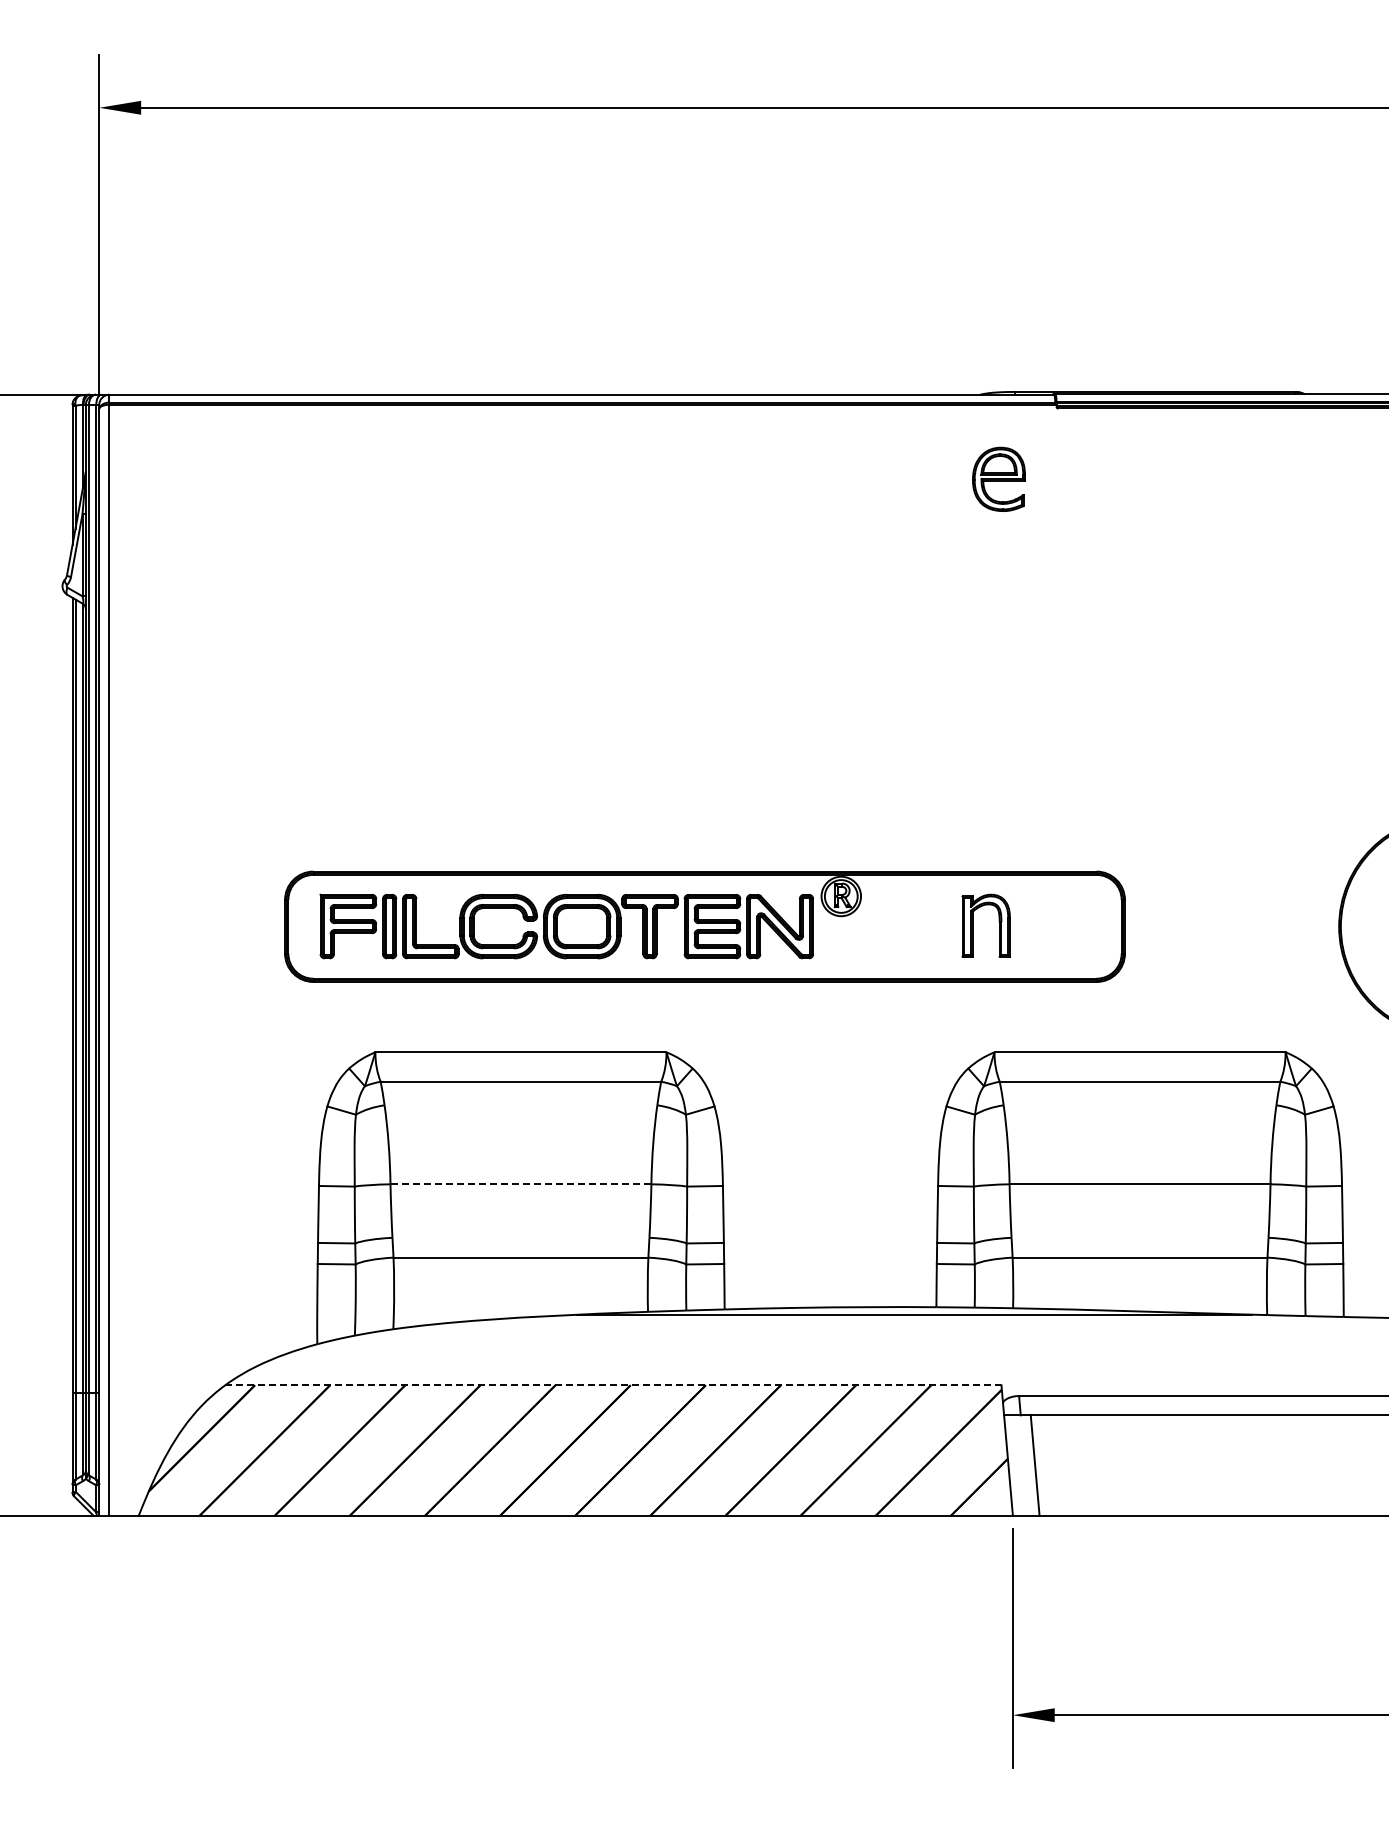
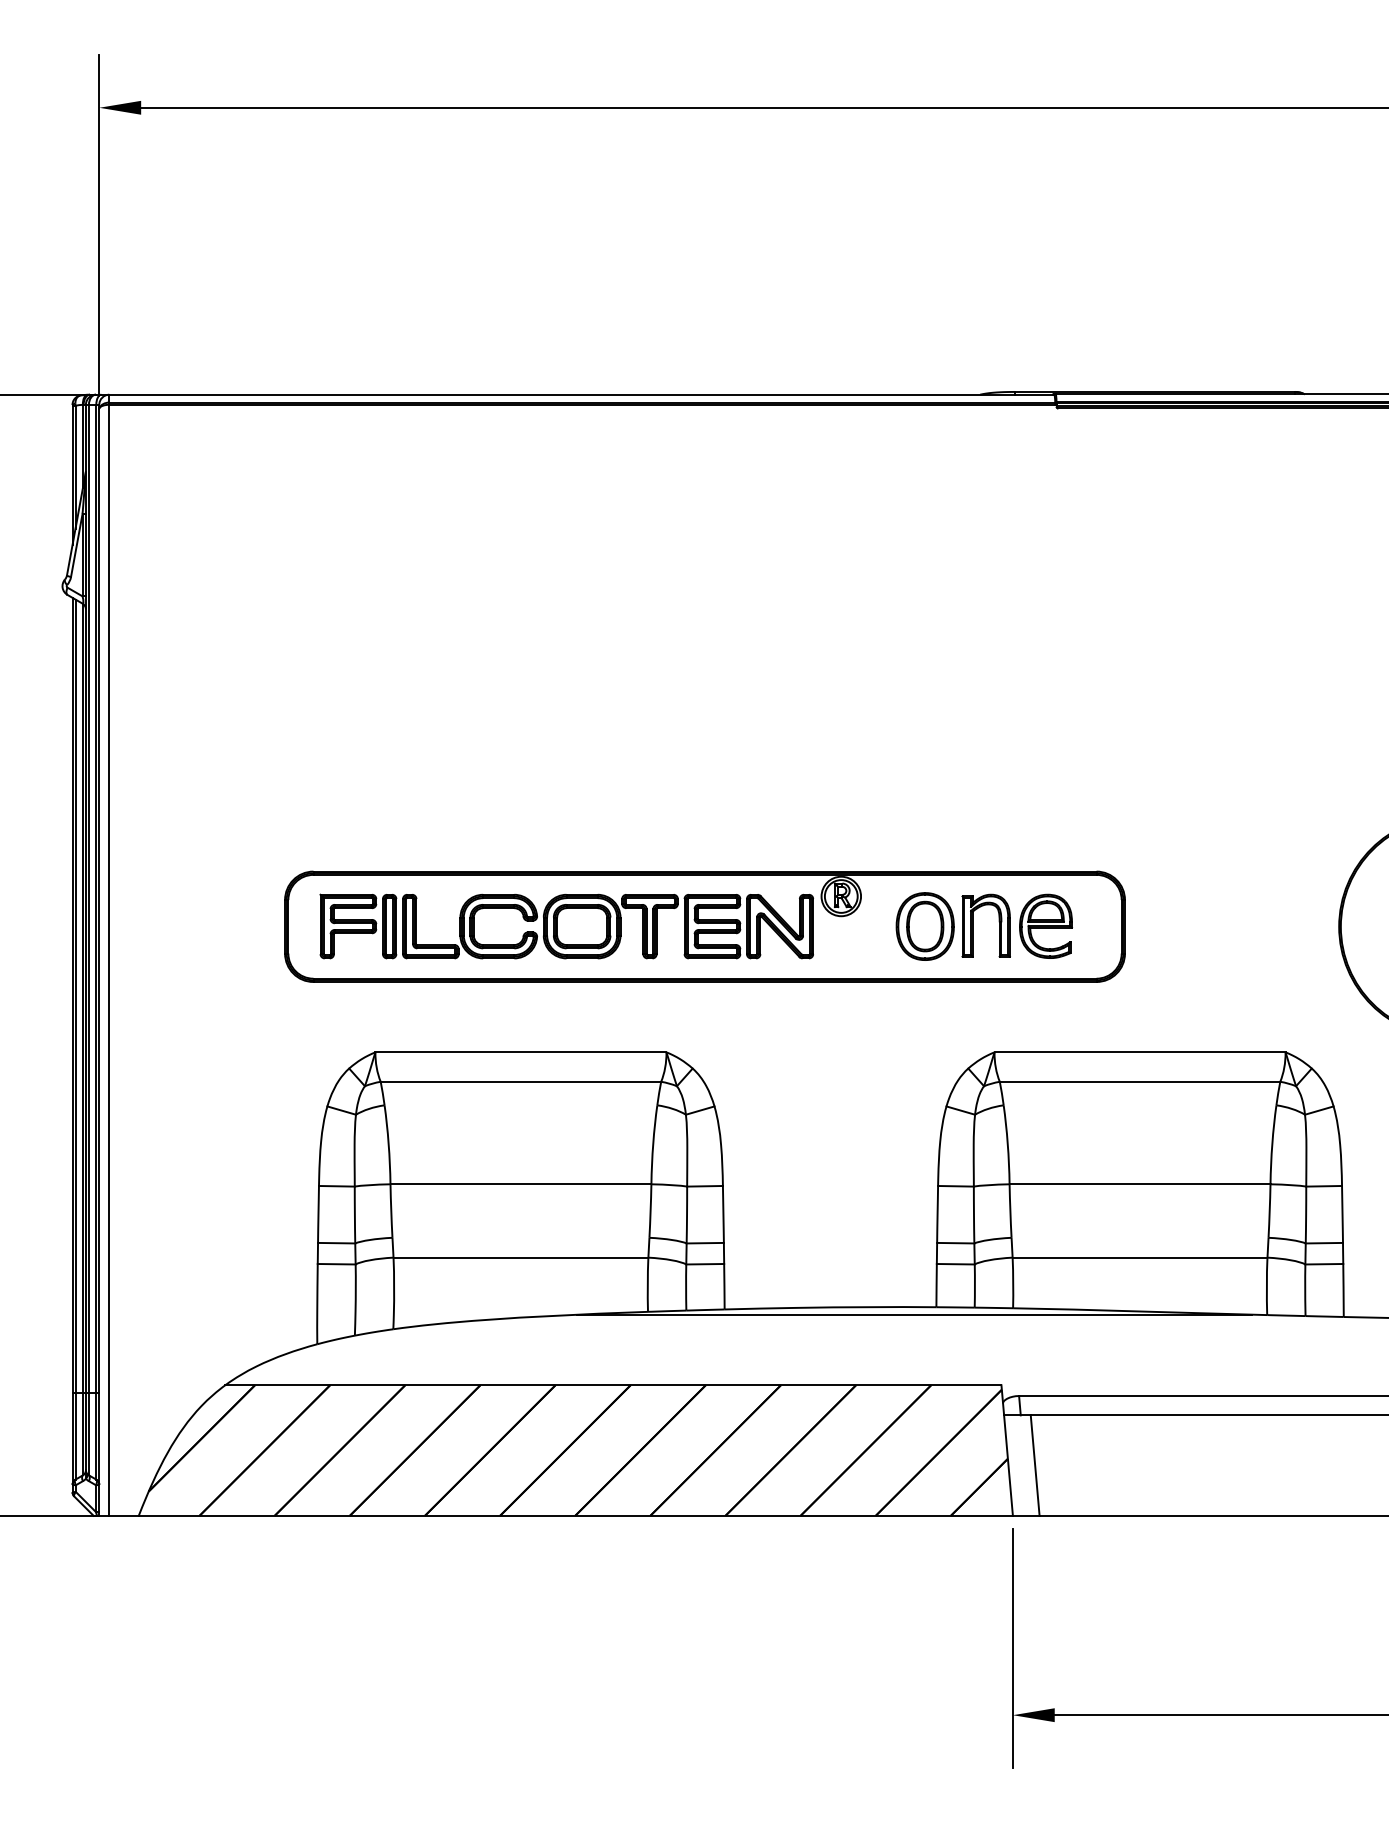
part position: (998, 478) -> (1045, 925) (1045, 925)
part: none -> present (924, 926)
line: dashed -> solid (520, 1184)
line: dashed -> solid (613, 1385)
